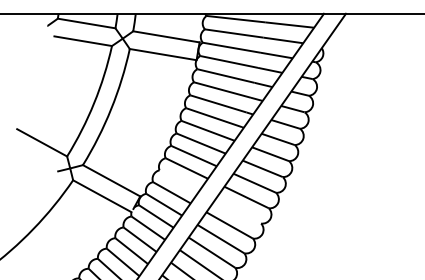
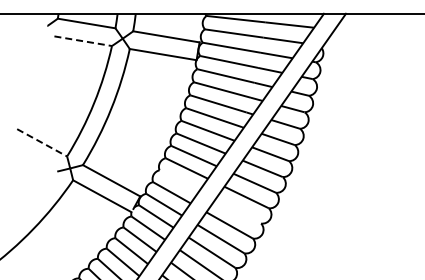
line: solid -> dashed (83, 41)
line: solid -> dashed (42, 143)
